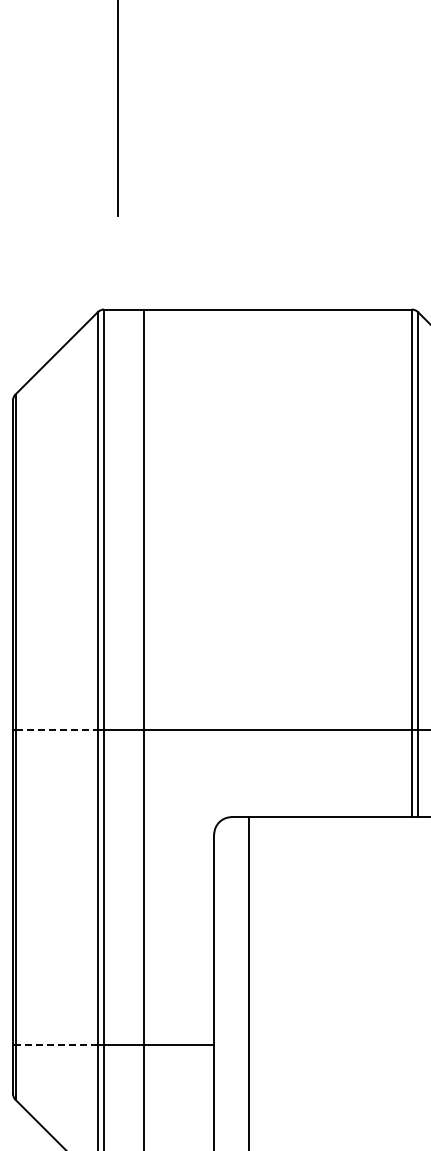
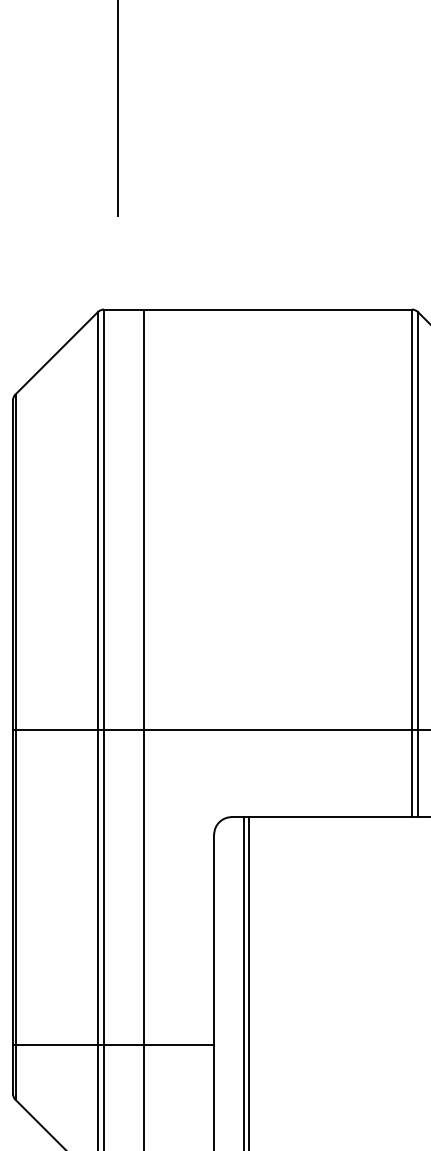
line: dashed -> solid (57, 729)
line: none -> present (243, 982)
line: dashed -> solid (56, 1044)
